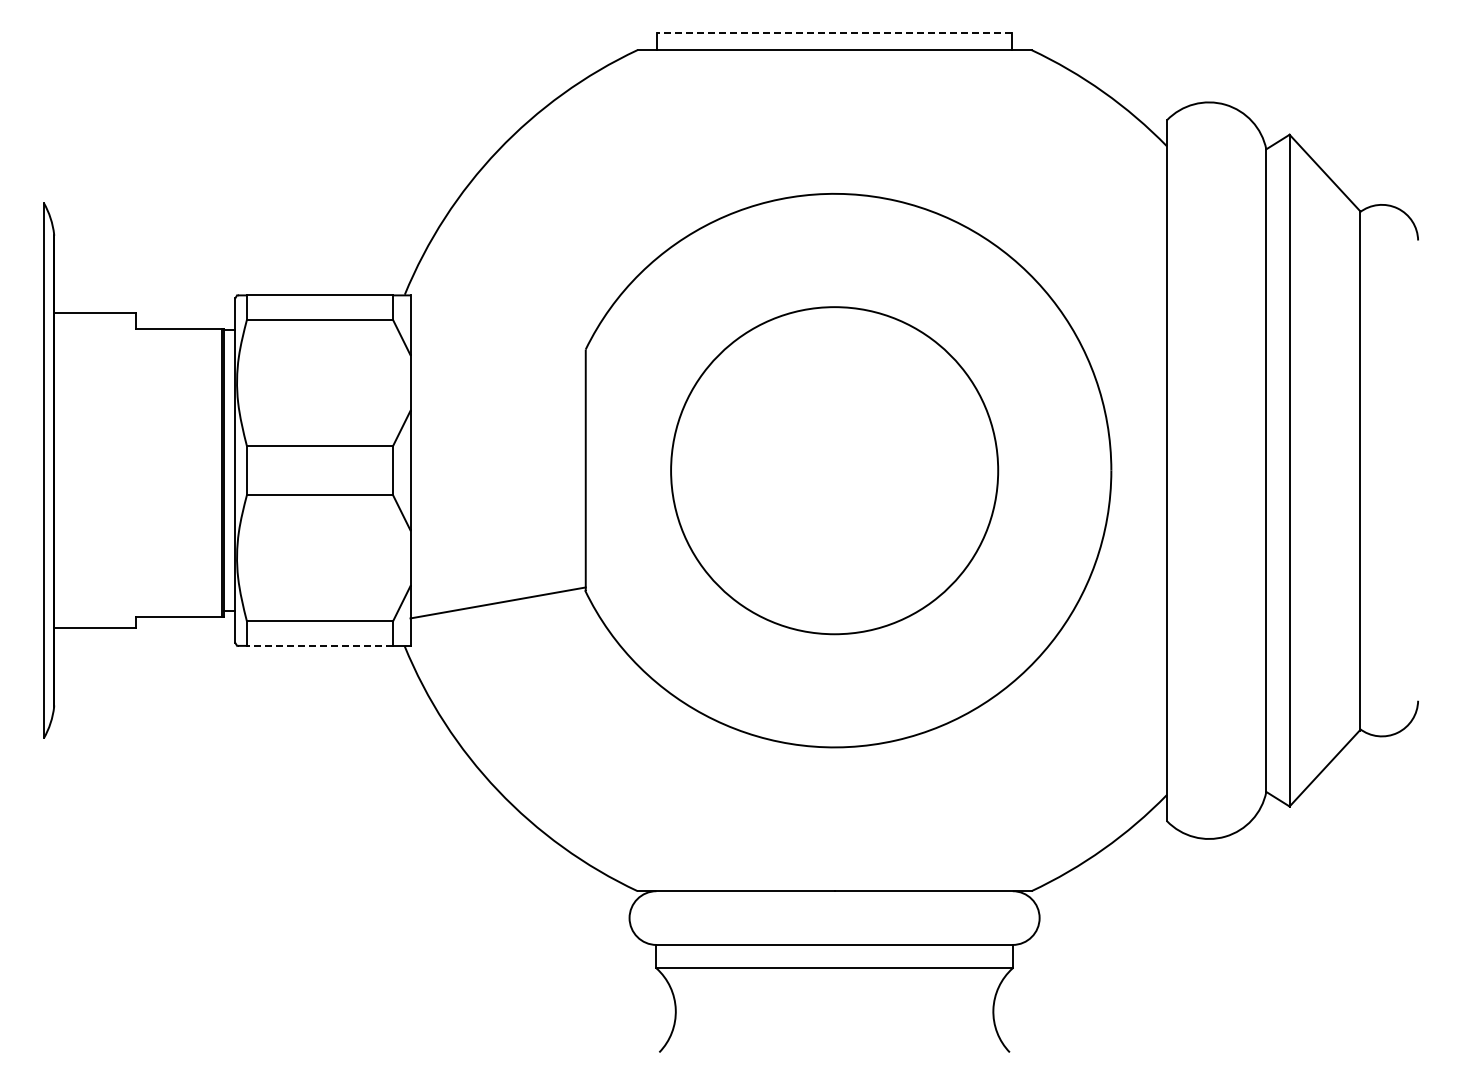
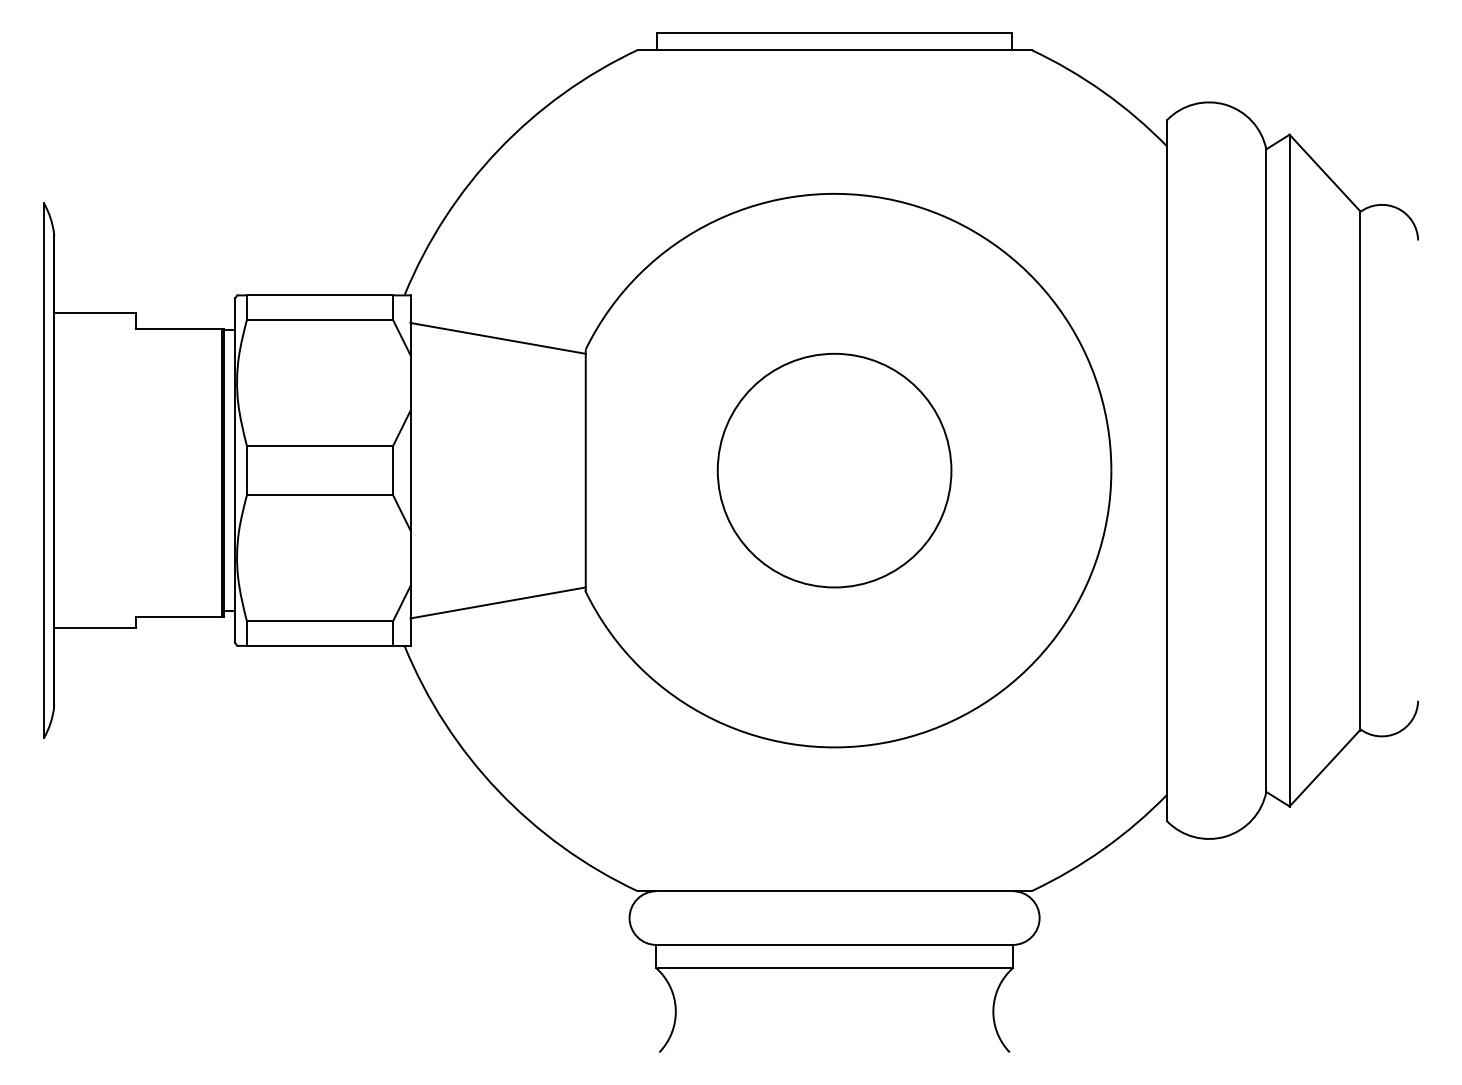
line: dashed -> solid (834, 32)
line: none -> present (497, 337)
circle size: 330x330 px -> 237x237 px (834, 470)
line: dashed -> solid (319, 645)
